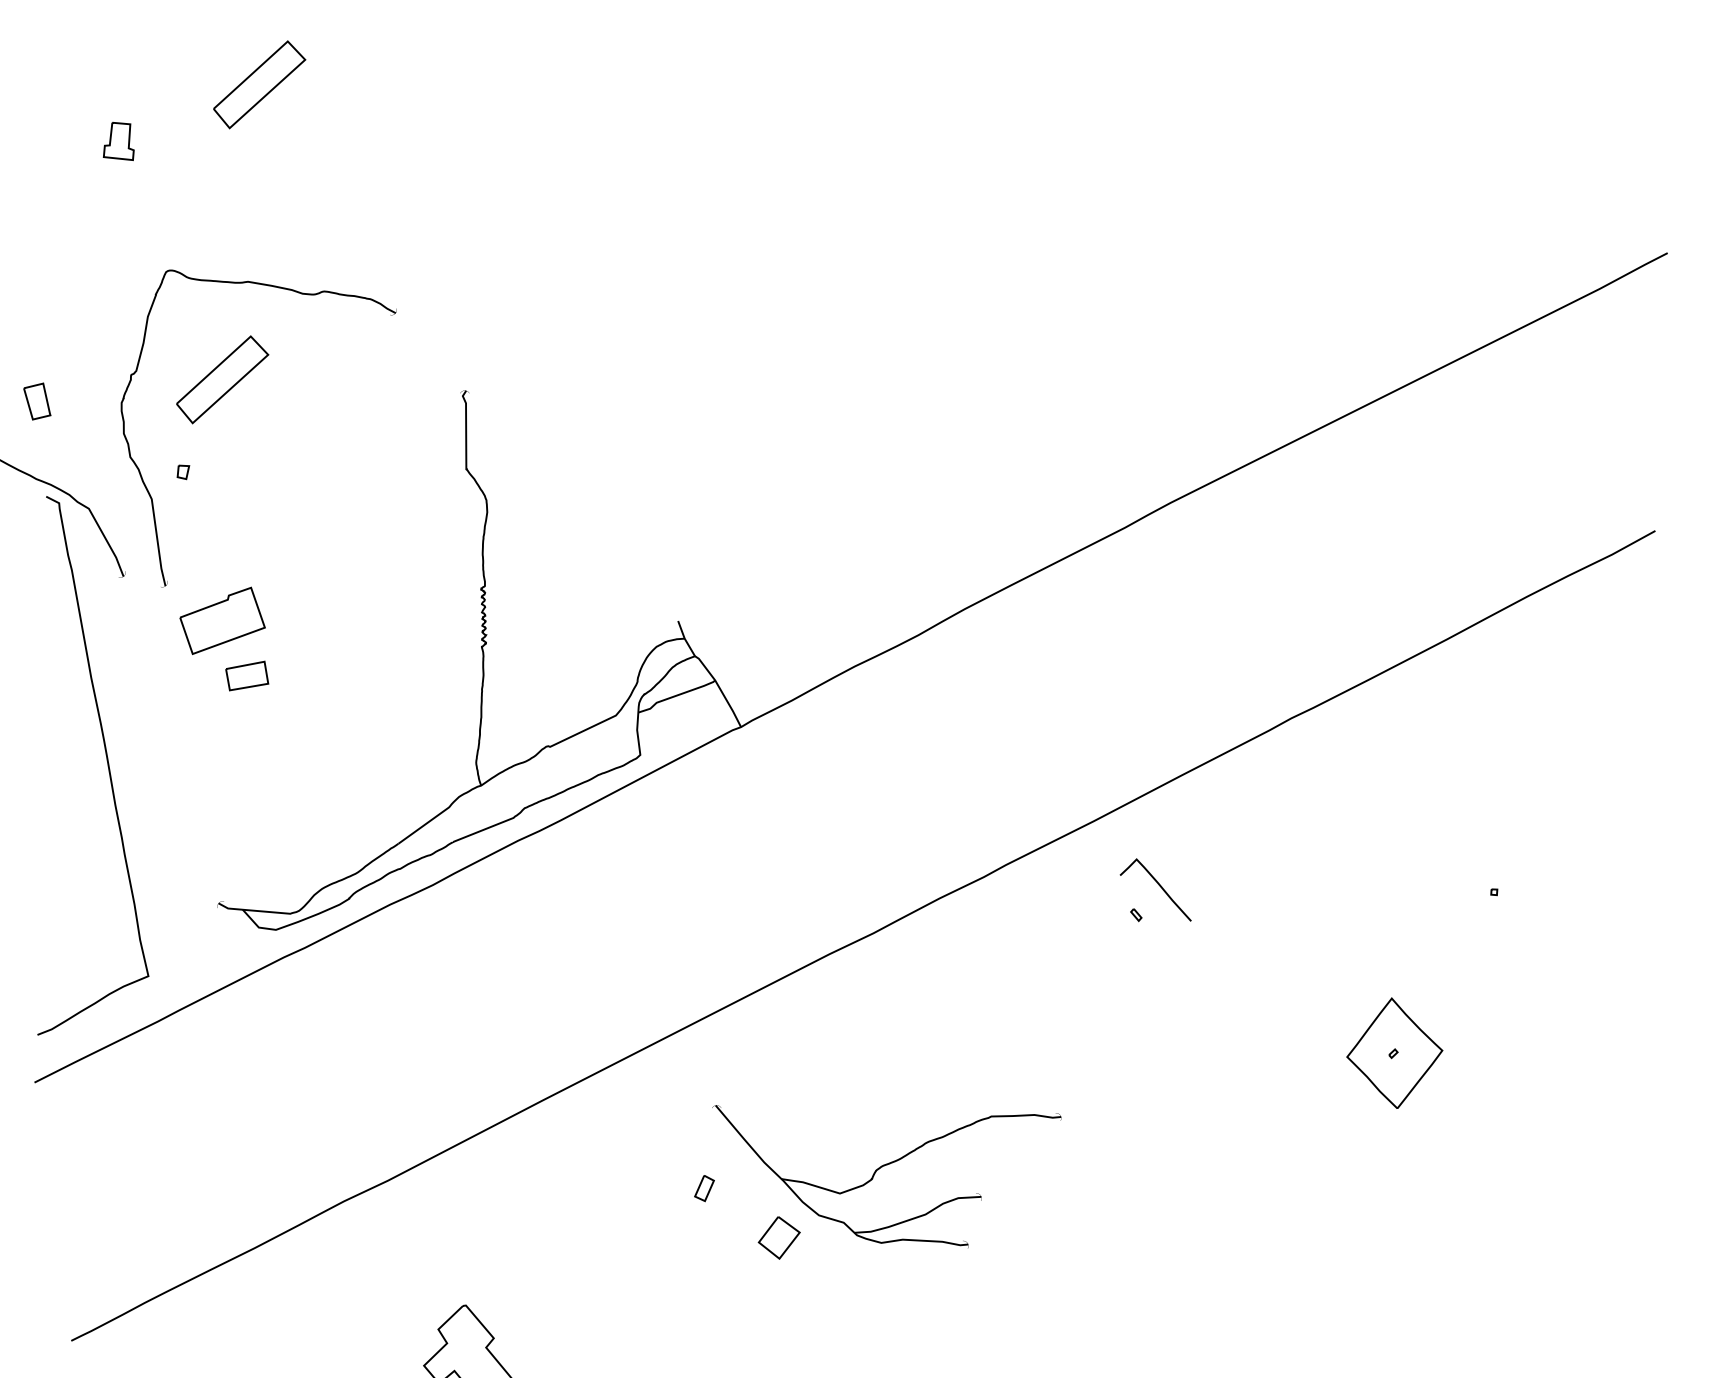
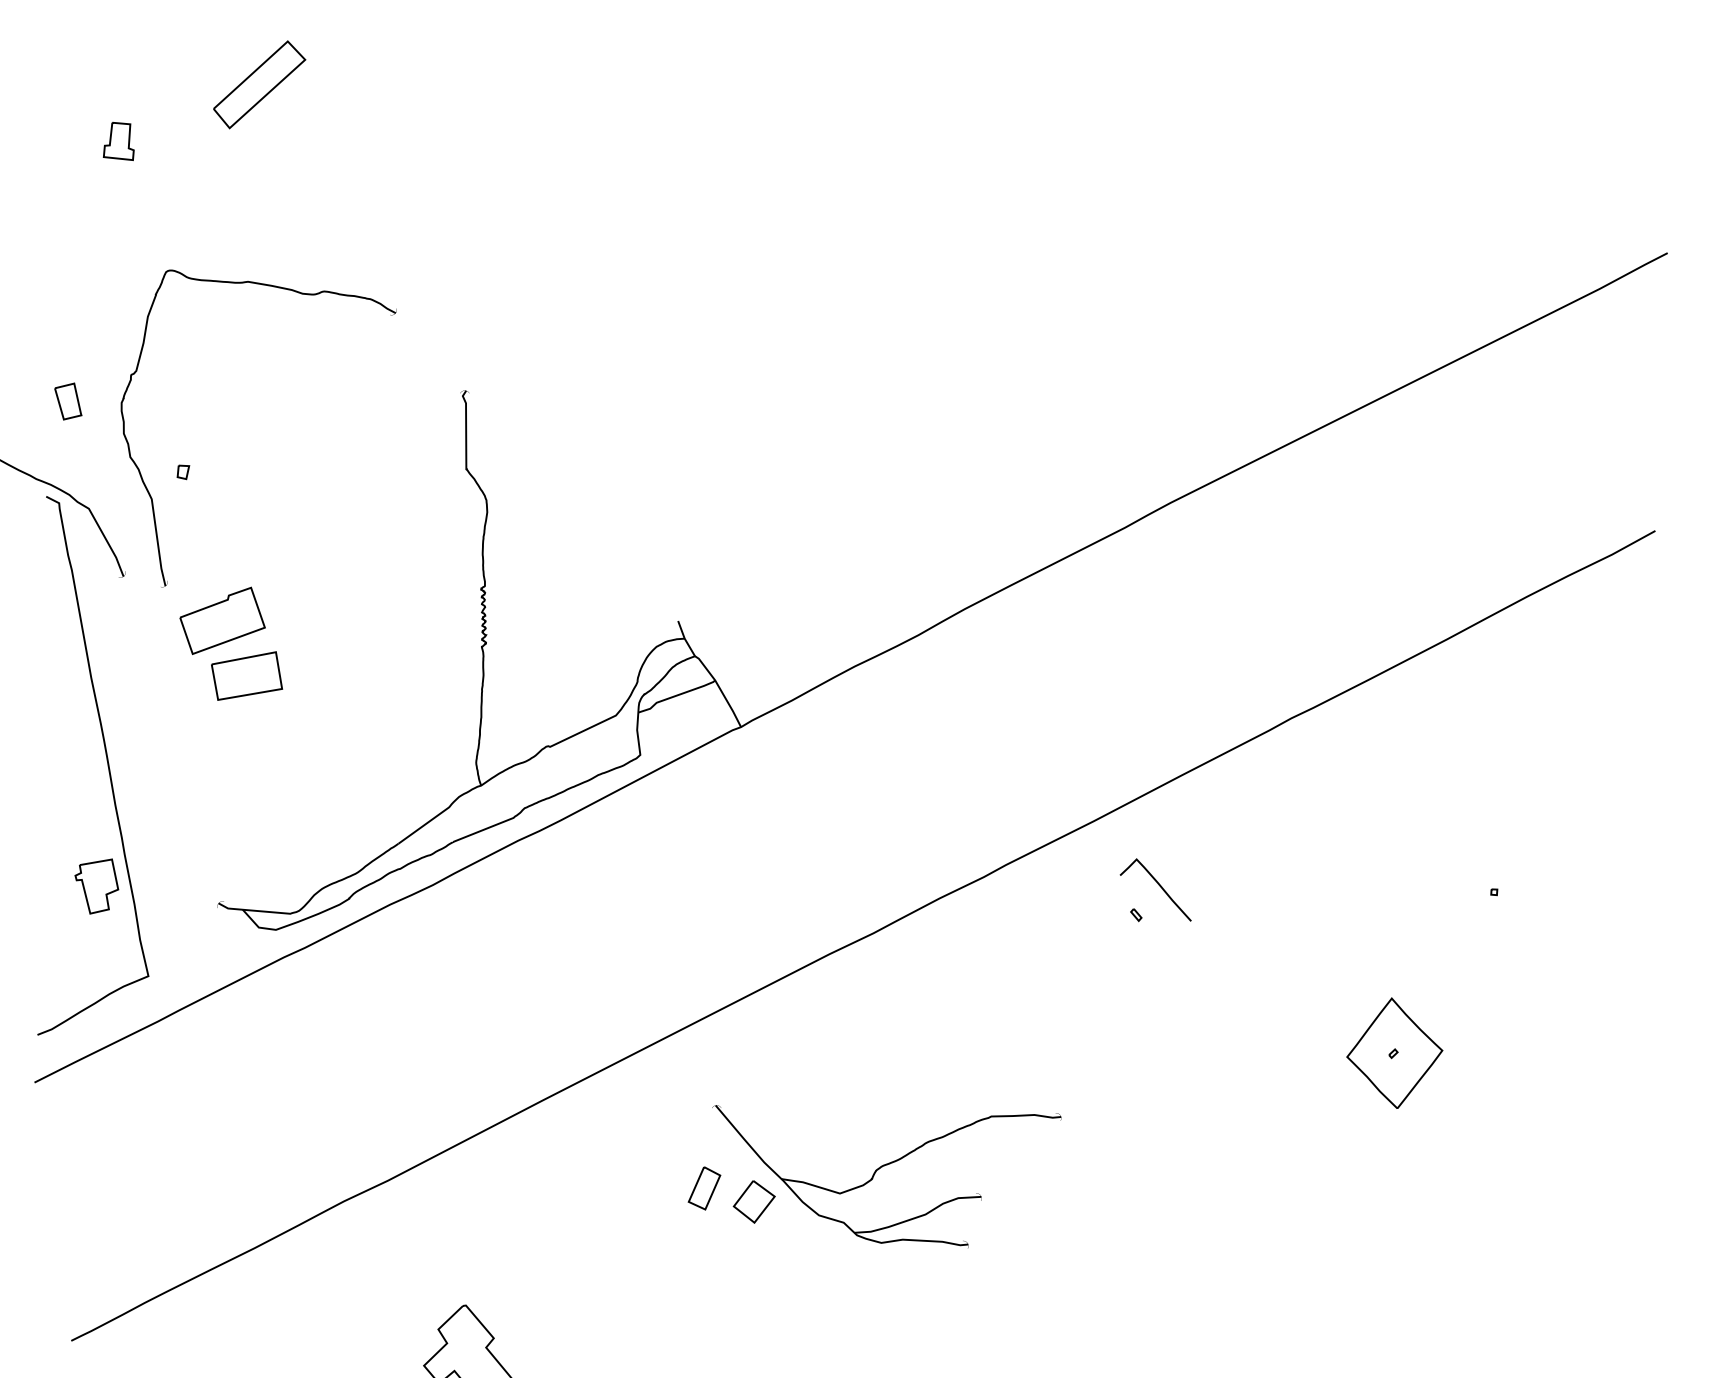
part: present -> none (222, 379)
part position: (37, 401) -> (68, 401) (68, 401)
part size: 45x32 px -> 73x50 px (247, 675)
part: none -> present (96, 886)
part size: 21x28 px -> 35x45 px (704, 1188)
part position: (778, 1237) -> (753, 1201) (753, 1201)
